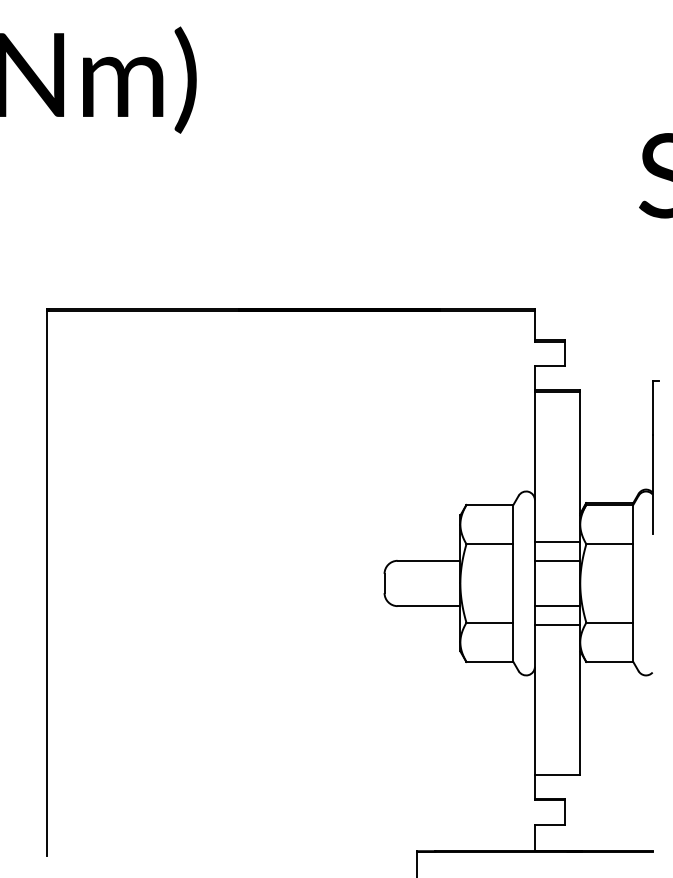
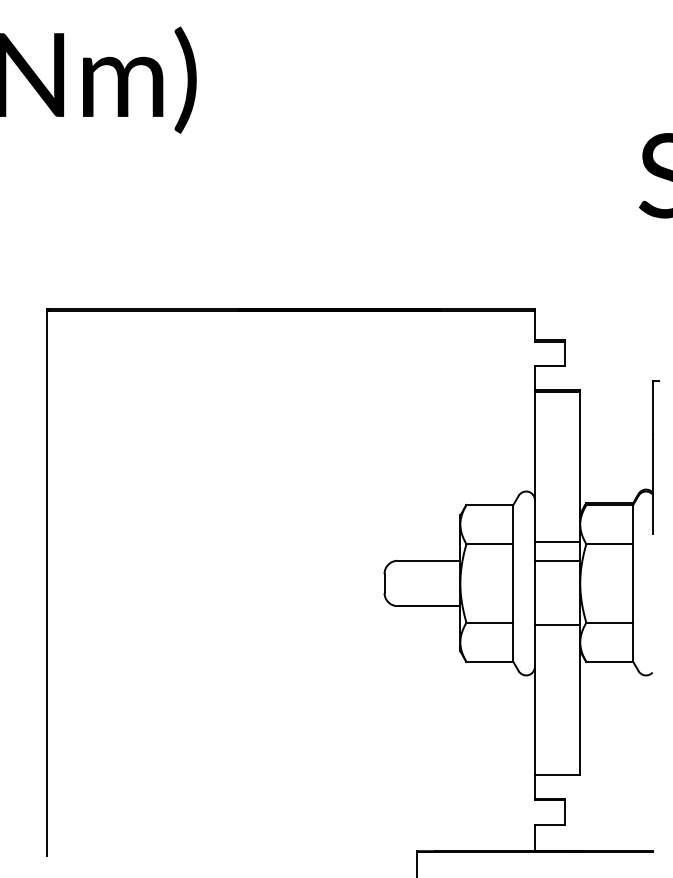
line: present -> none (557, 606)
